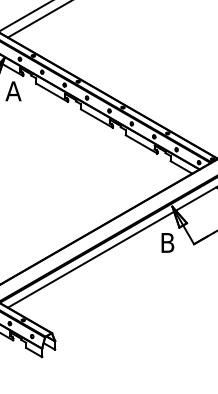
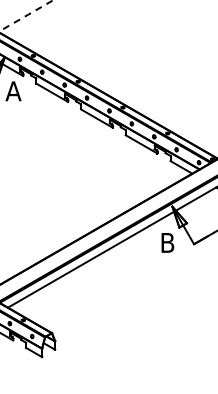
line: solid -> dashed (26, 15)
line: present -> none (38, 19)
